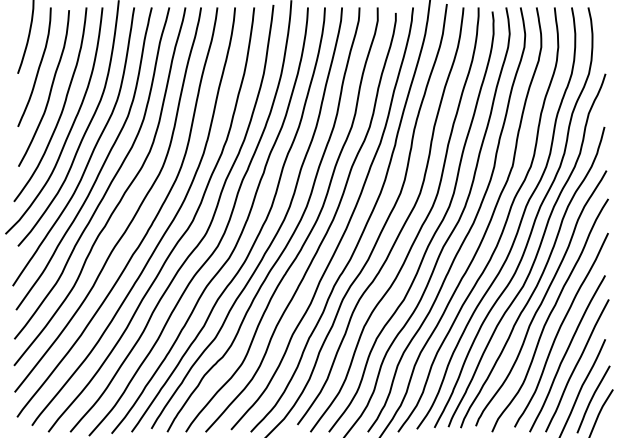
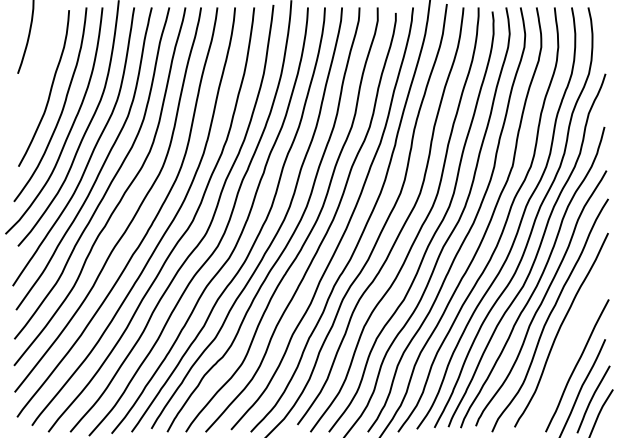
curve: present -> none (38, 66)
curve: present -> none (567, 352)
